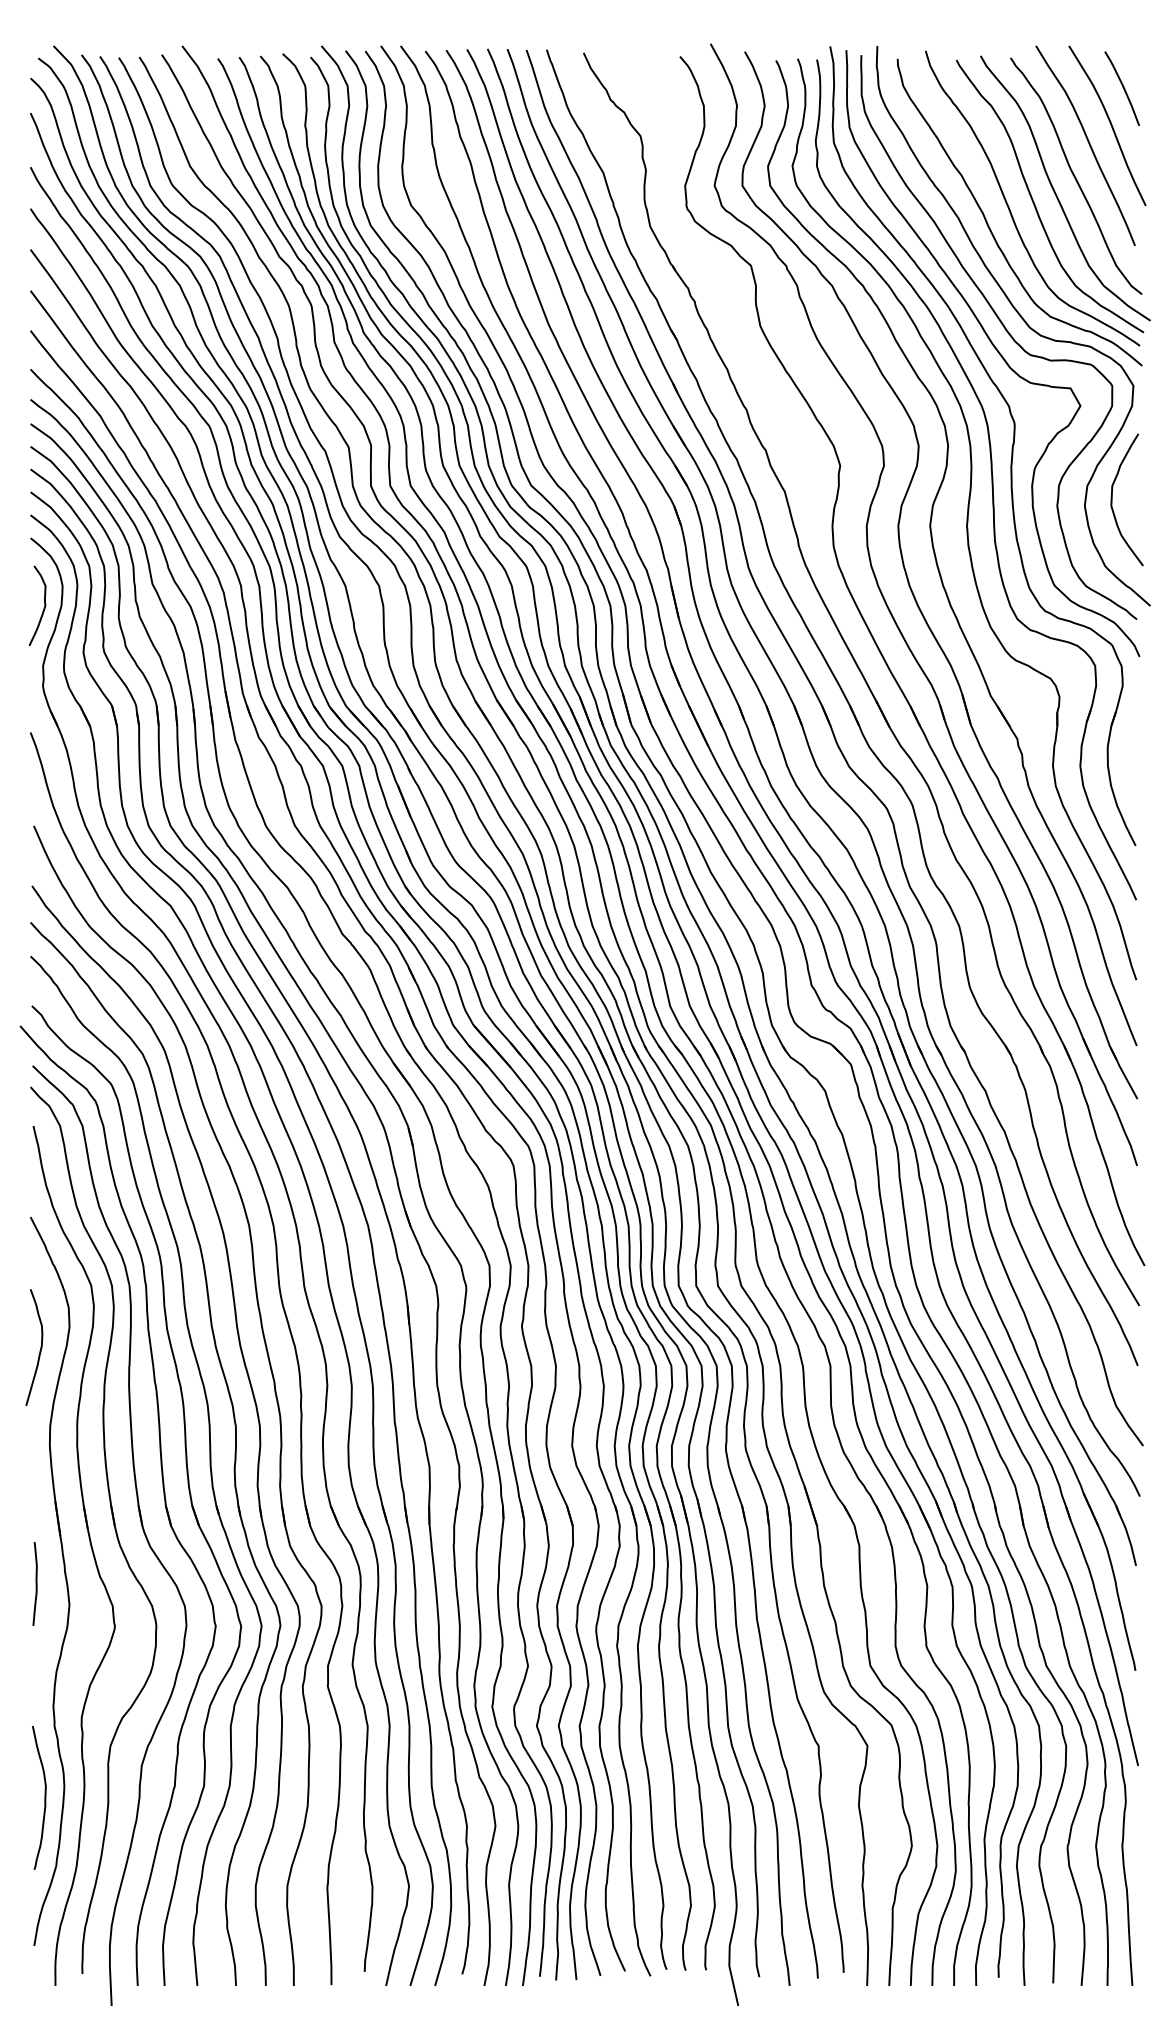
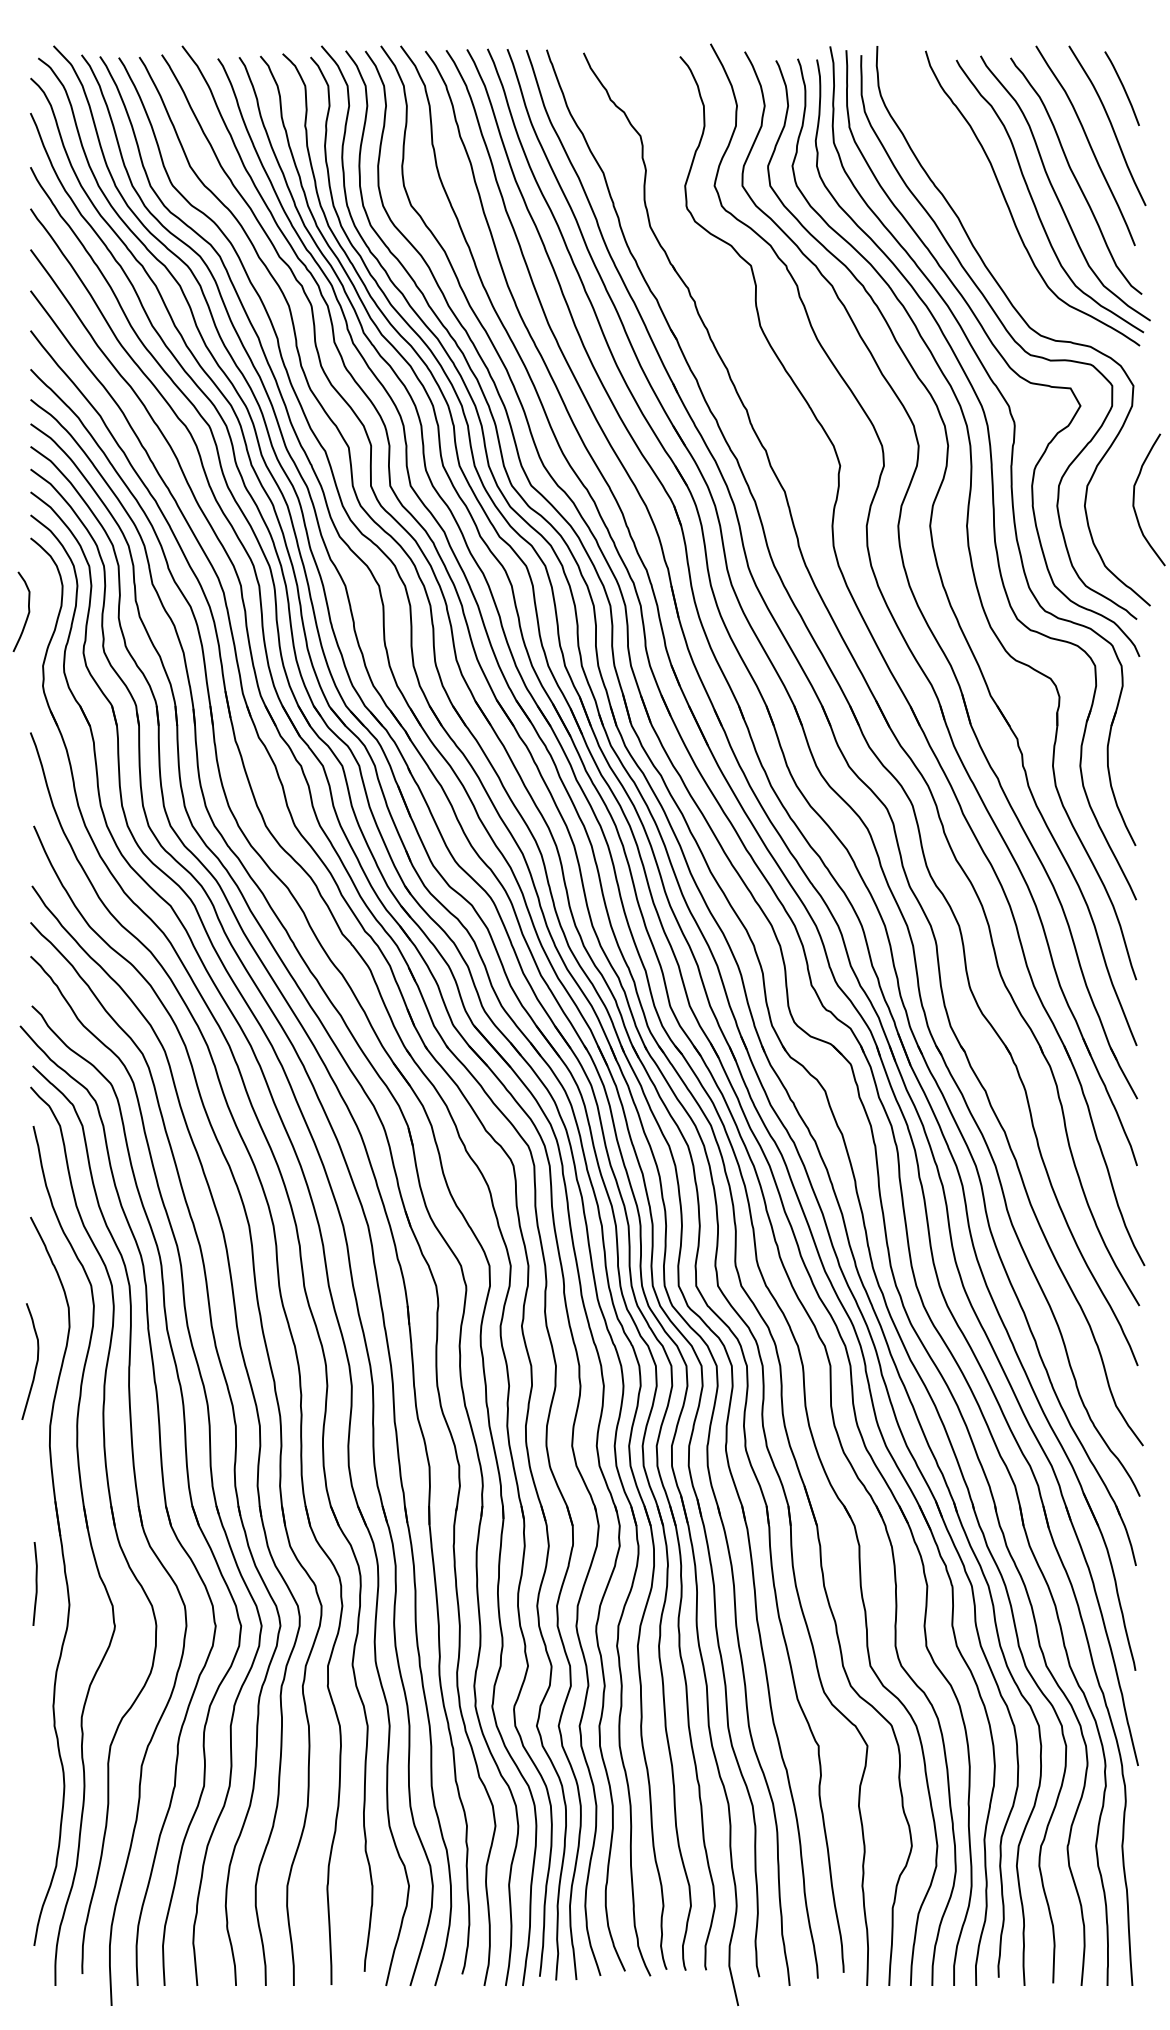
curve: present -> none (988, 223)
curve position: (1112, 499) -> (1134, 499) (1134, 499)
curve position: (43, 607) -> (27, 613) (27, 613)
curve position: (39, 1350) -> (35, 1364) (35, 1364)
curve: present -> none (44, 1797)
